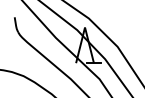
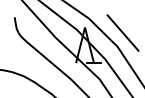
line: none -> present (122, 32)
